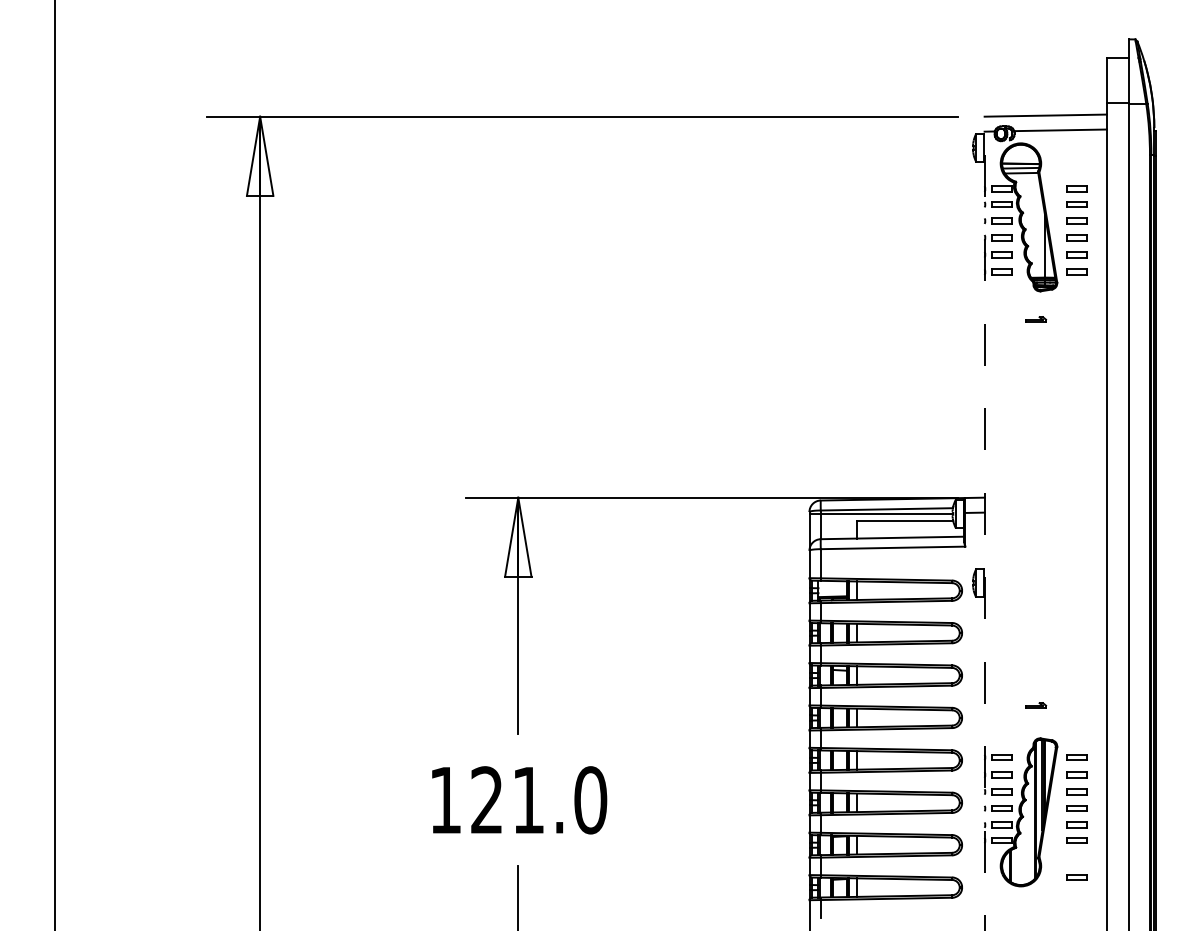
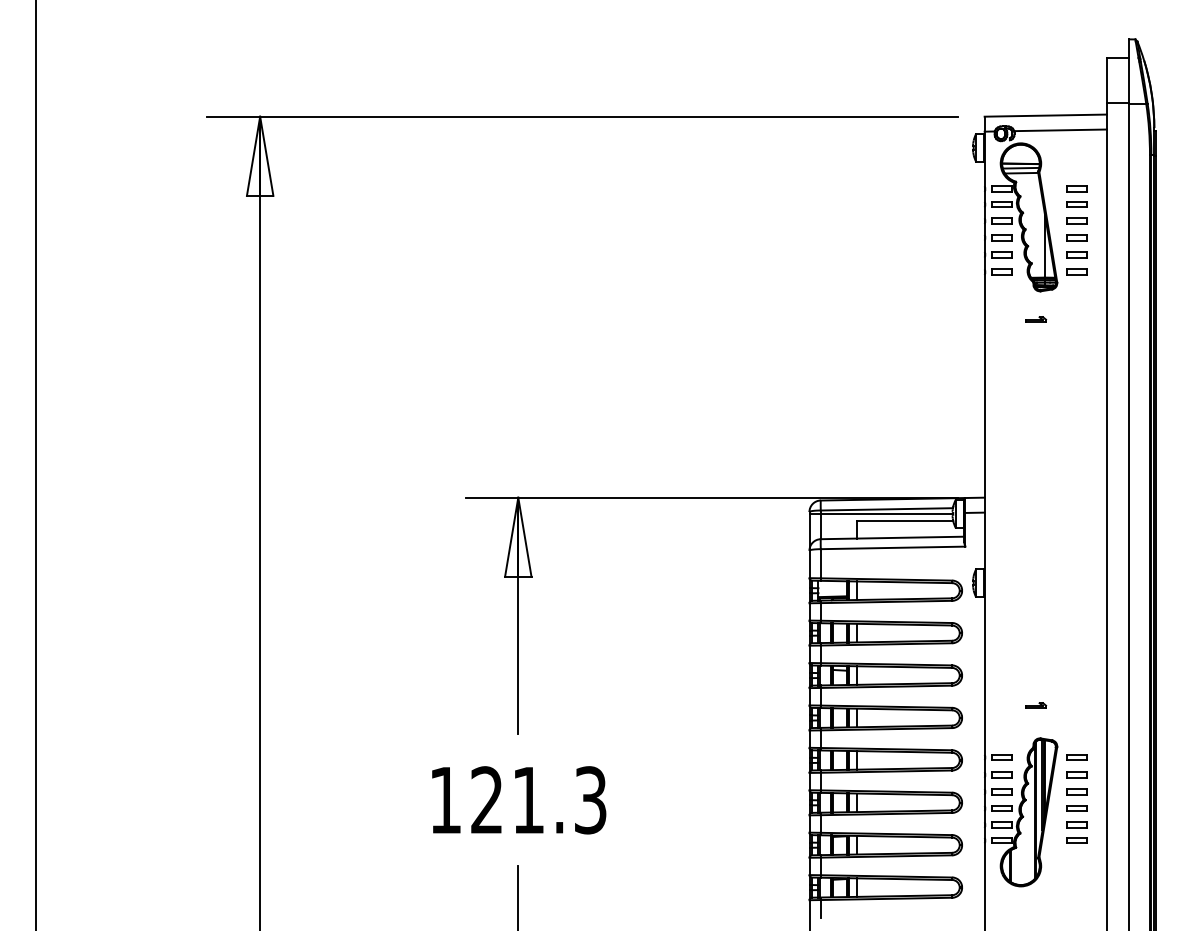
line position: (54, 464) -> (35, 464) (35, 464)
line: dashed -> solid (984, 523)
text: 121.0 -> 121.3 (590, 800)
part: present -> none (1076, 877)
